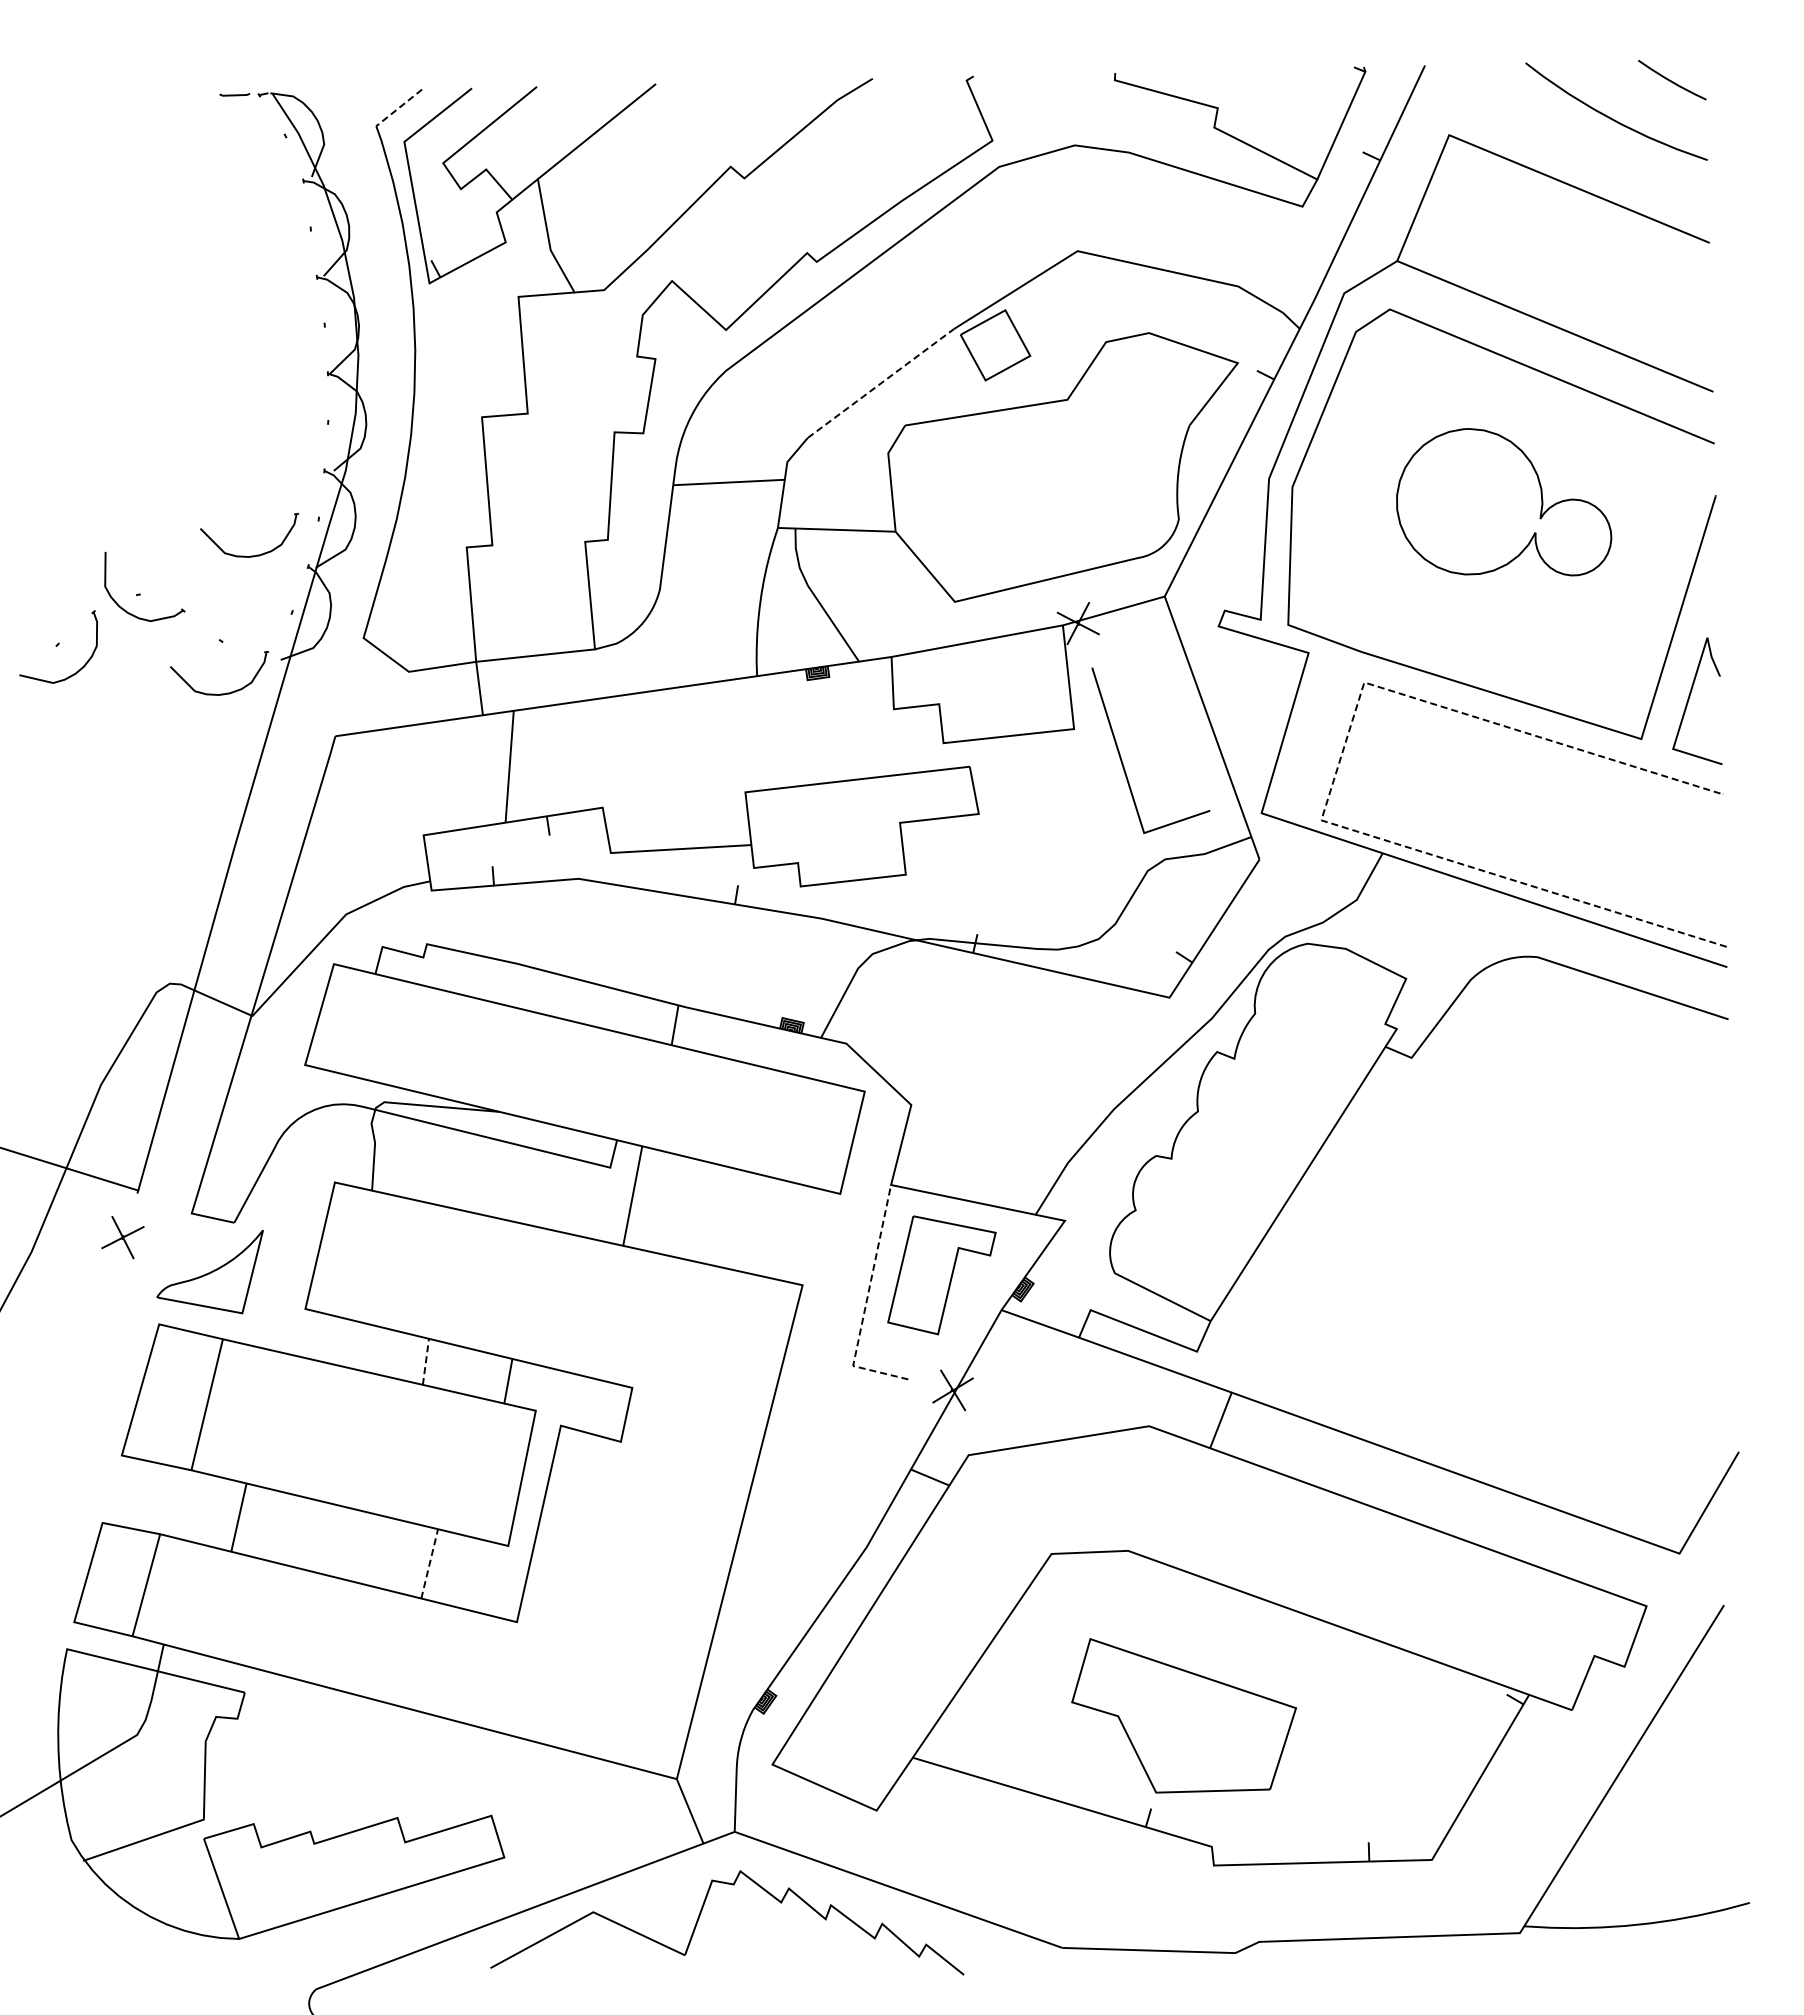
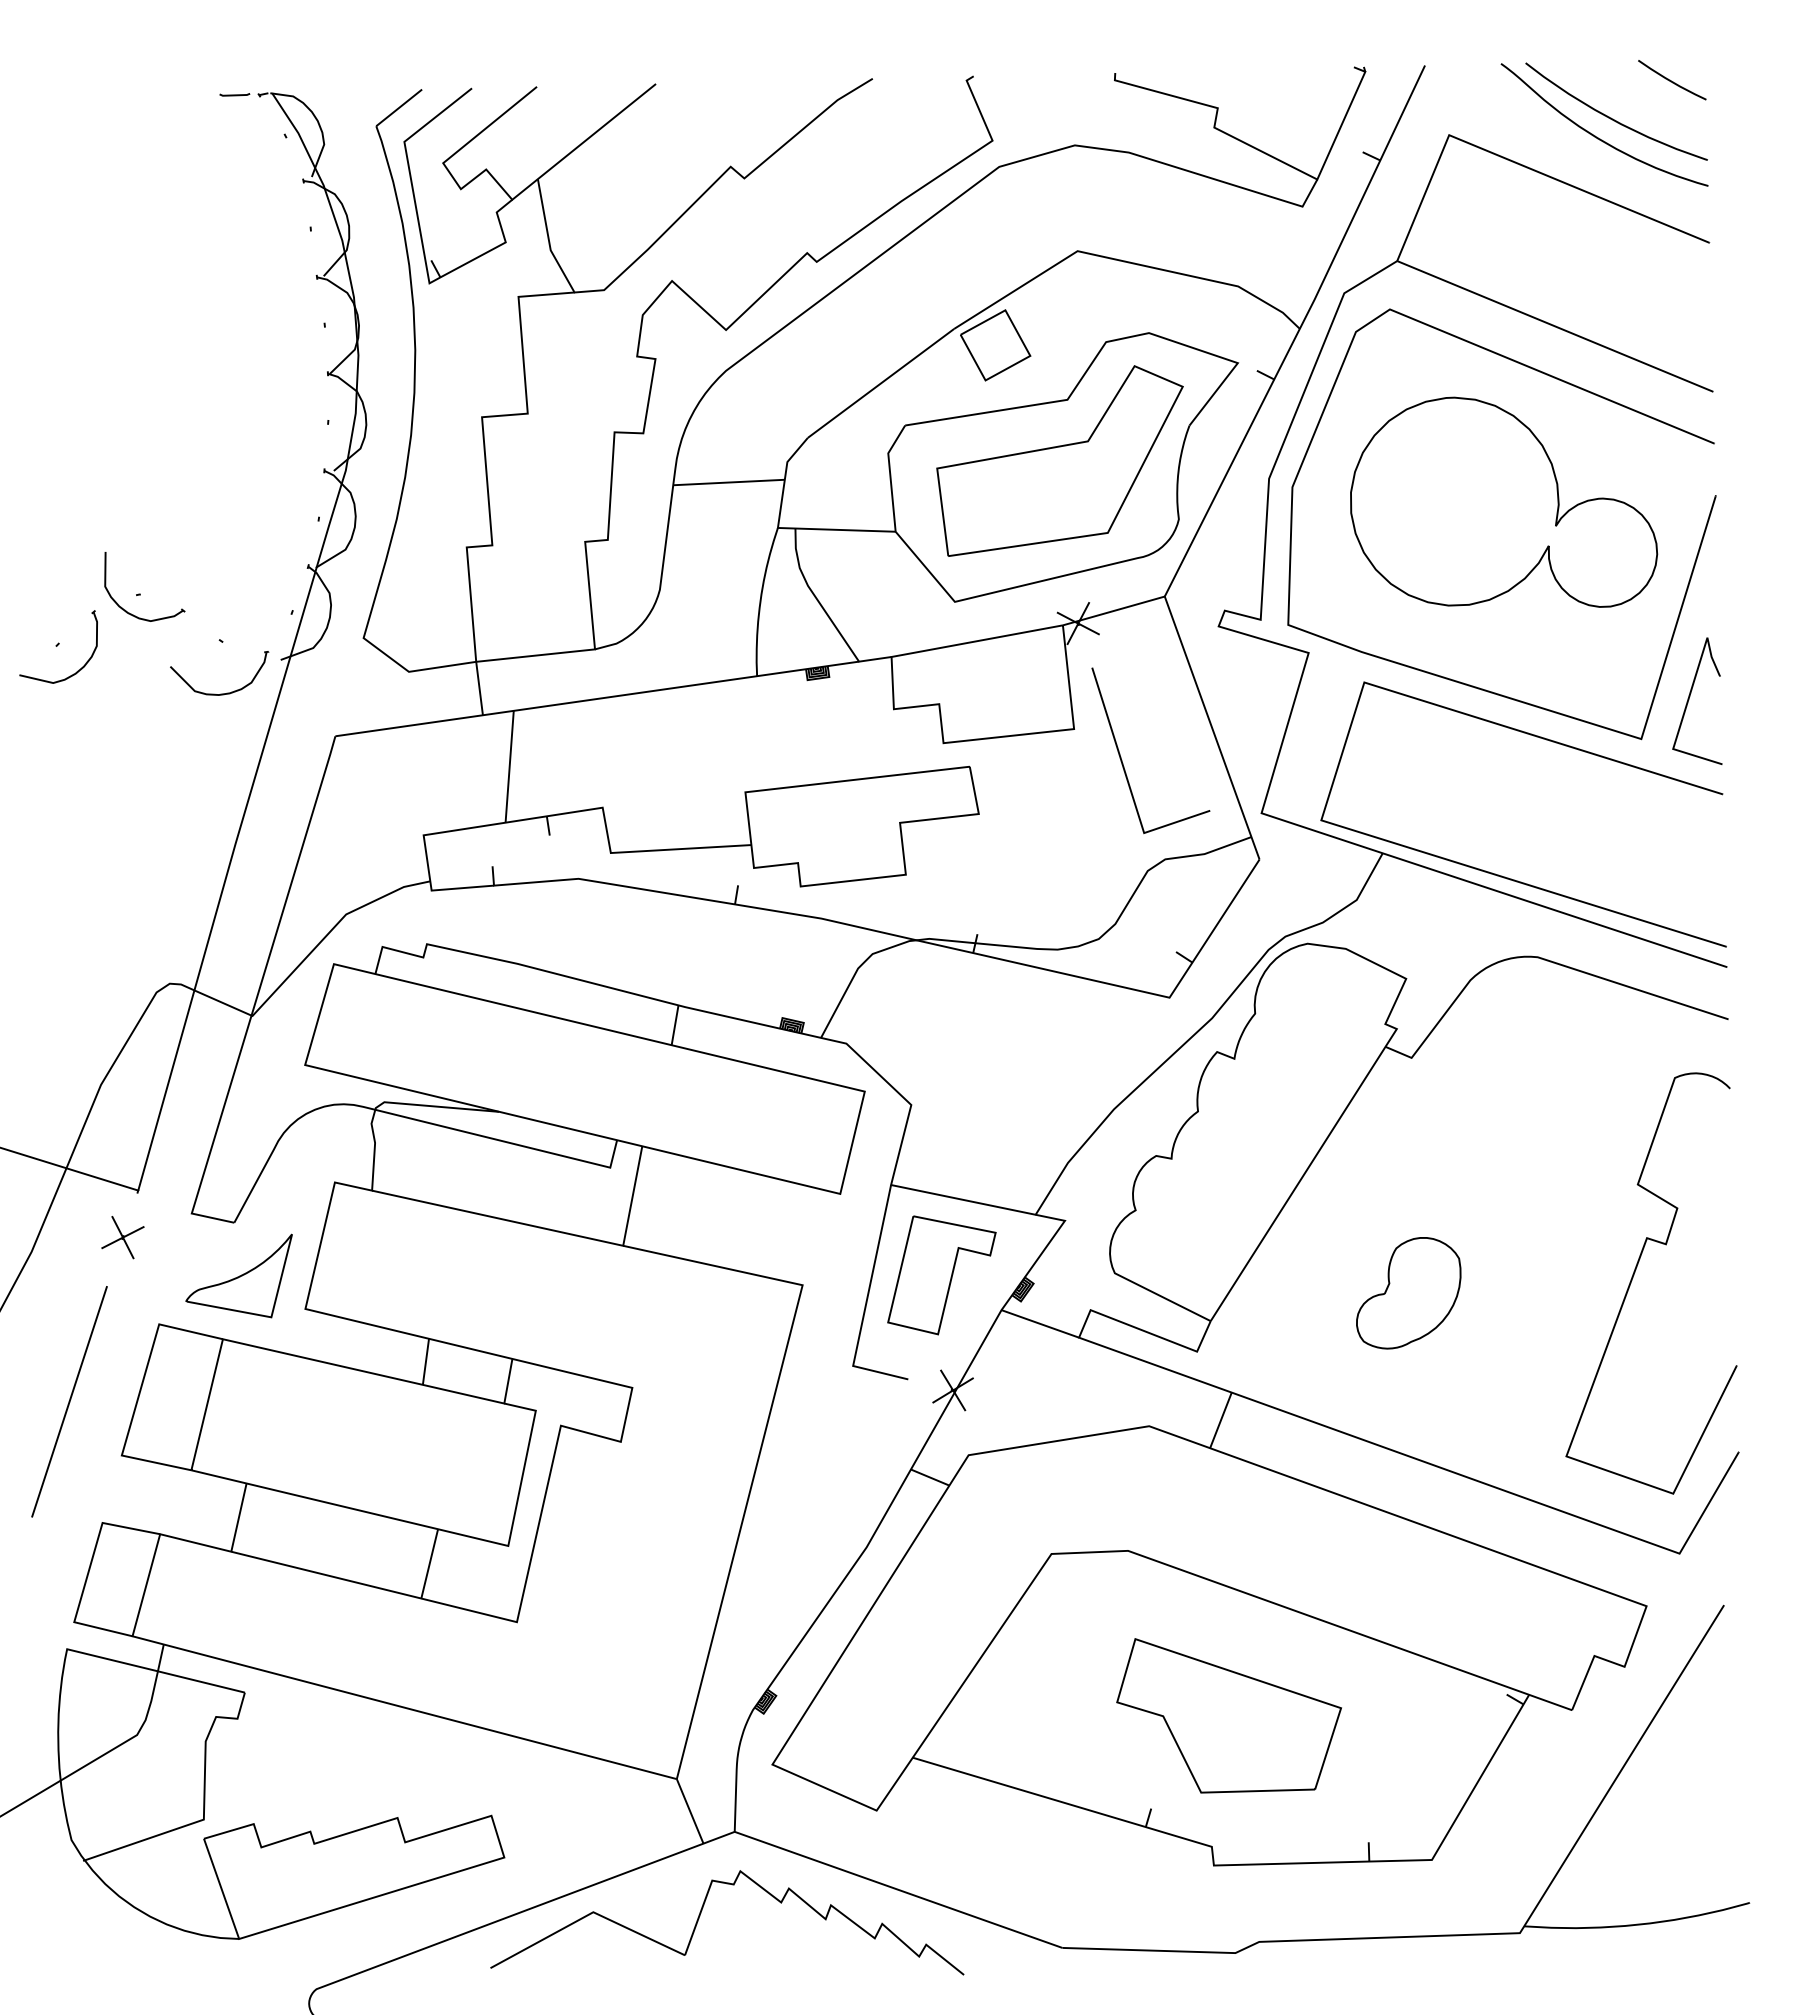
line: dashed -> solid (398, 108)
part: none -> present (1595, 135)
line: dashed -> solid (881, 383)
part: none -> present (1059, 460)
part size: 217x149 px -> 309x212 px (1504, 501)
part: present -> none (250, 555)
line: dashed -> solid (1335, 774)
part position: (209, 1271) -> (238, 1275) (238, 1275)
part: none -> present (1633, 1278)
part: none -> present (1408, 1293)
line: dashed -> solid (866, 1303)
line: dashed -> solid (425, 1362)
line: none -> present (69, 1401)
line: dashed -> solid (429, 1564)
part position: (1183, 1715) -> (1228, 1715) (1228, 1715)
